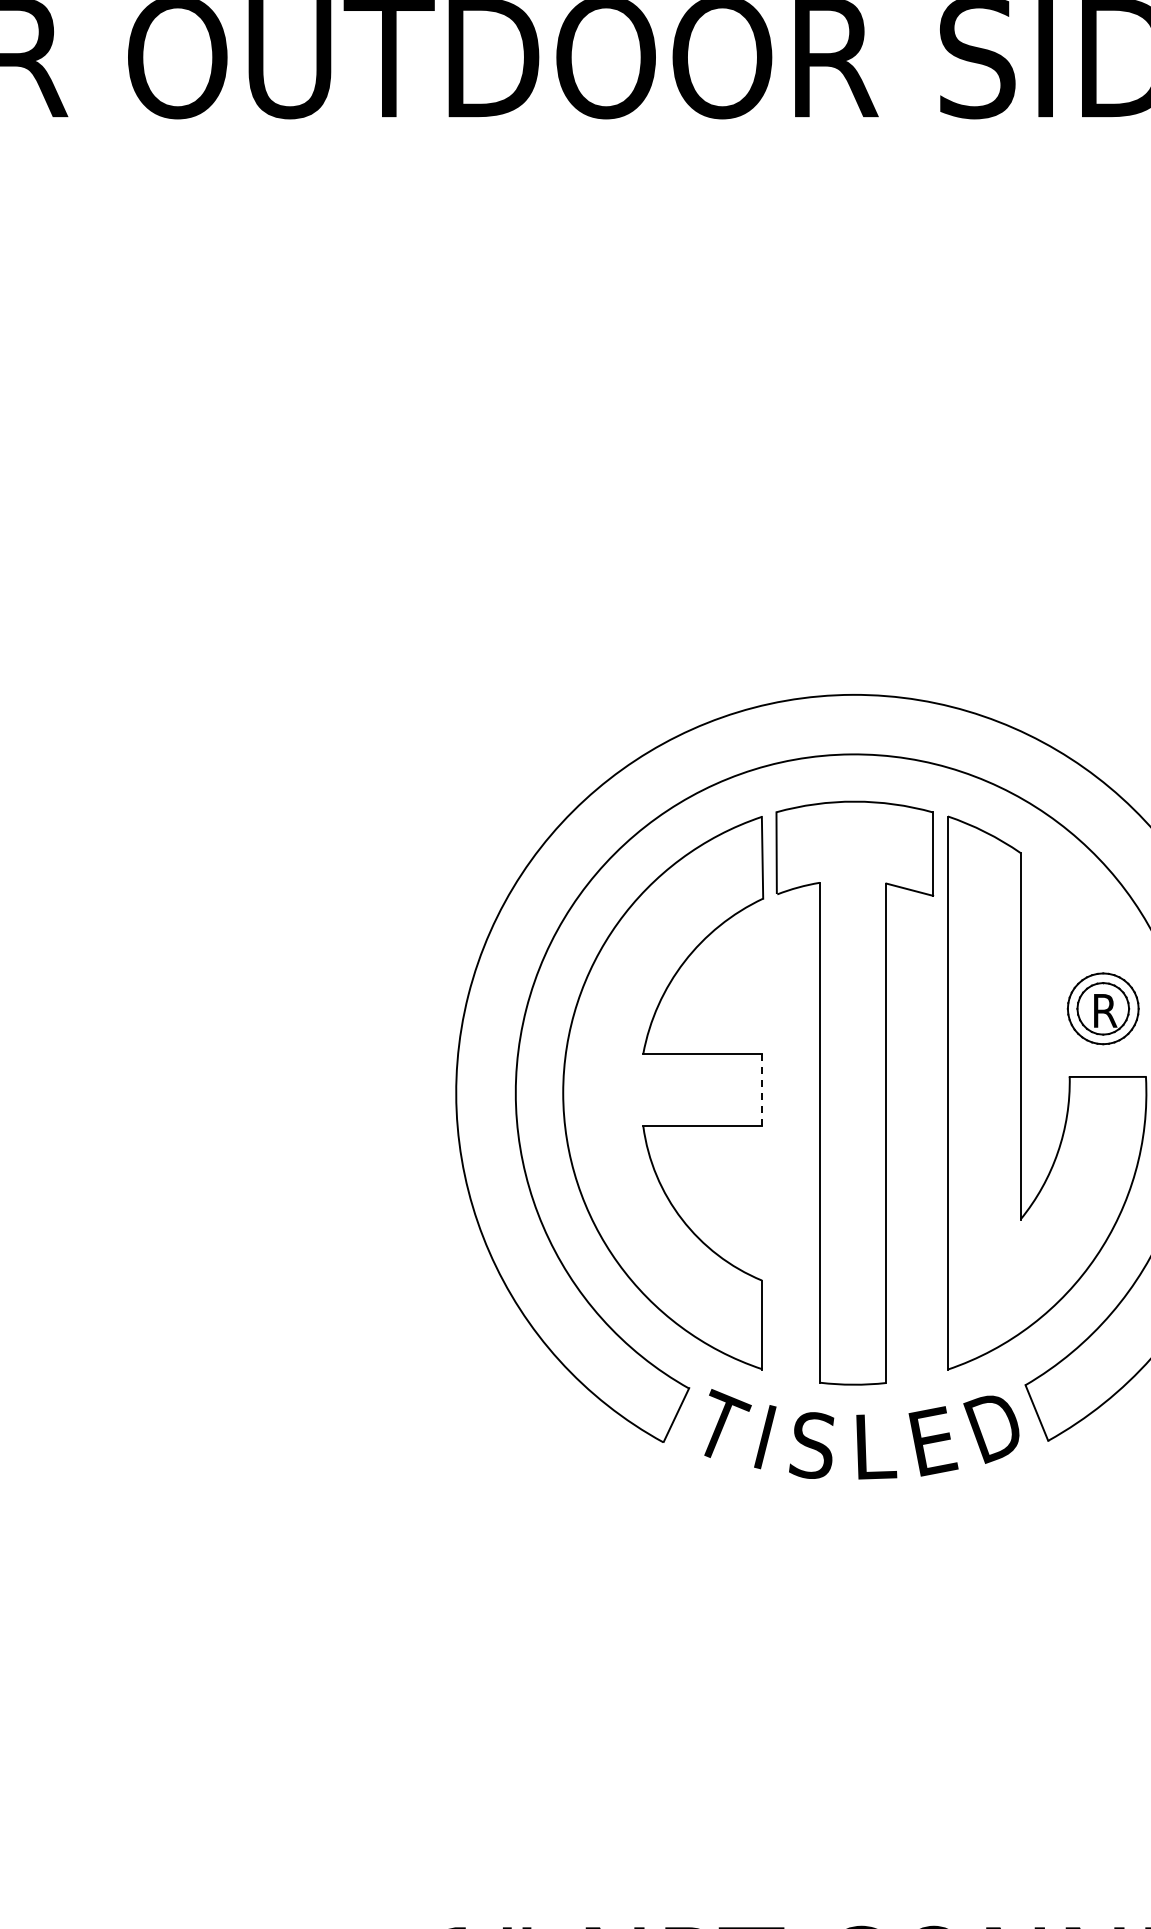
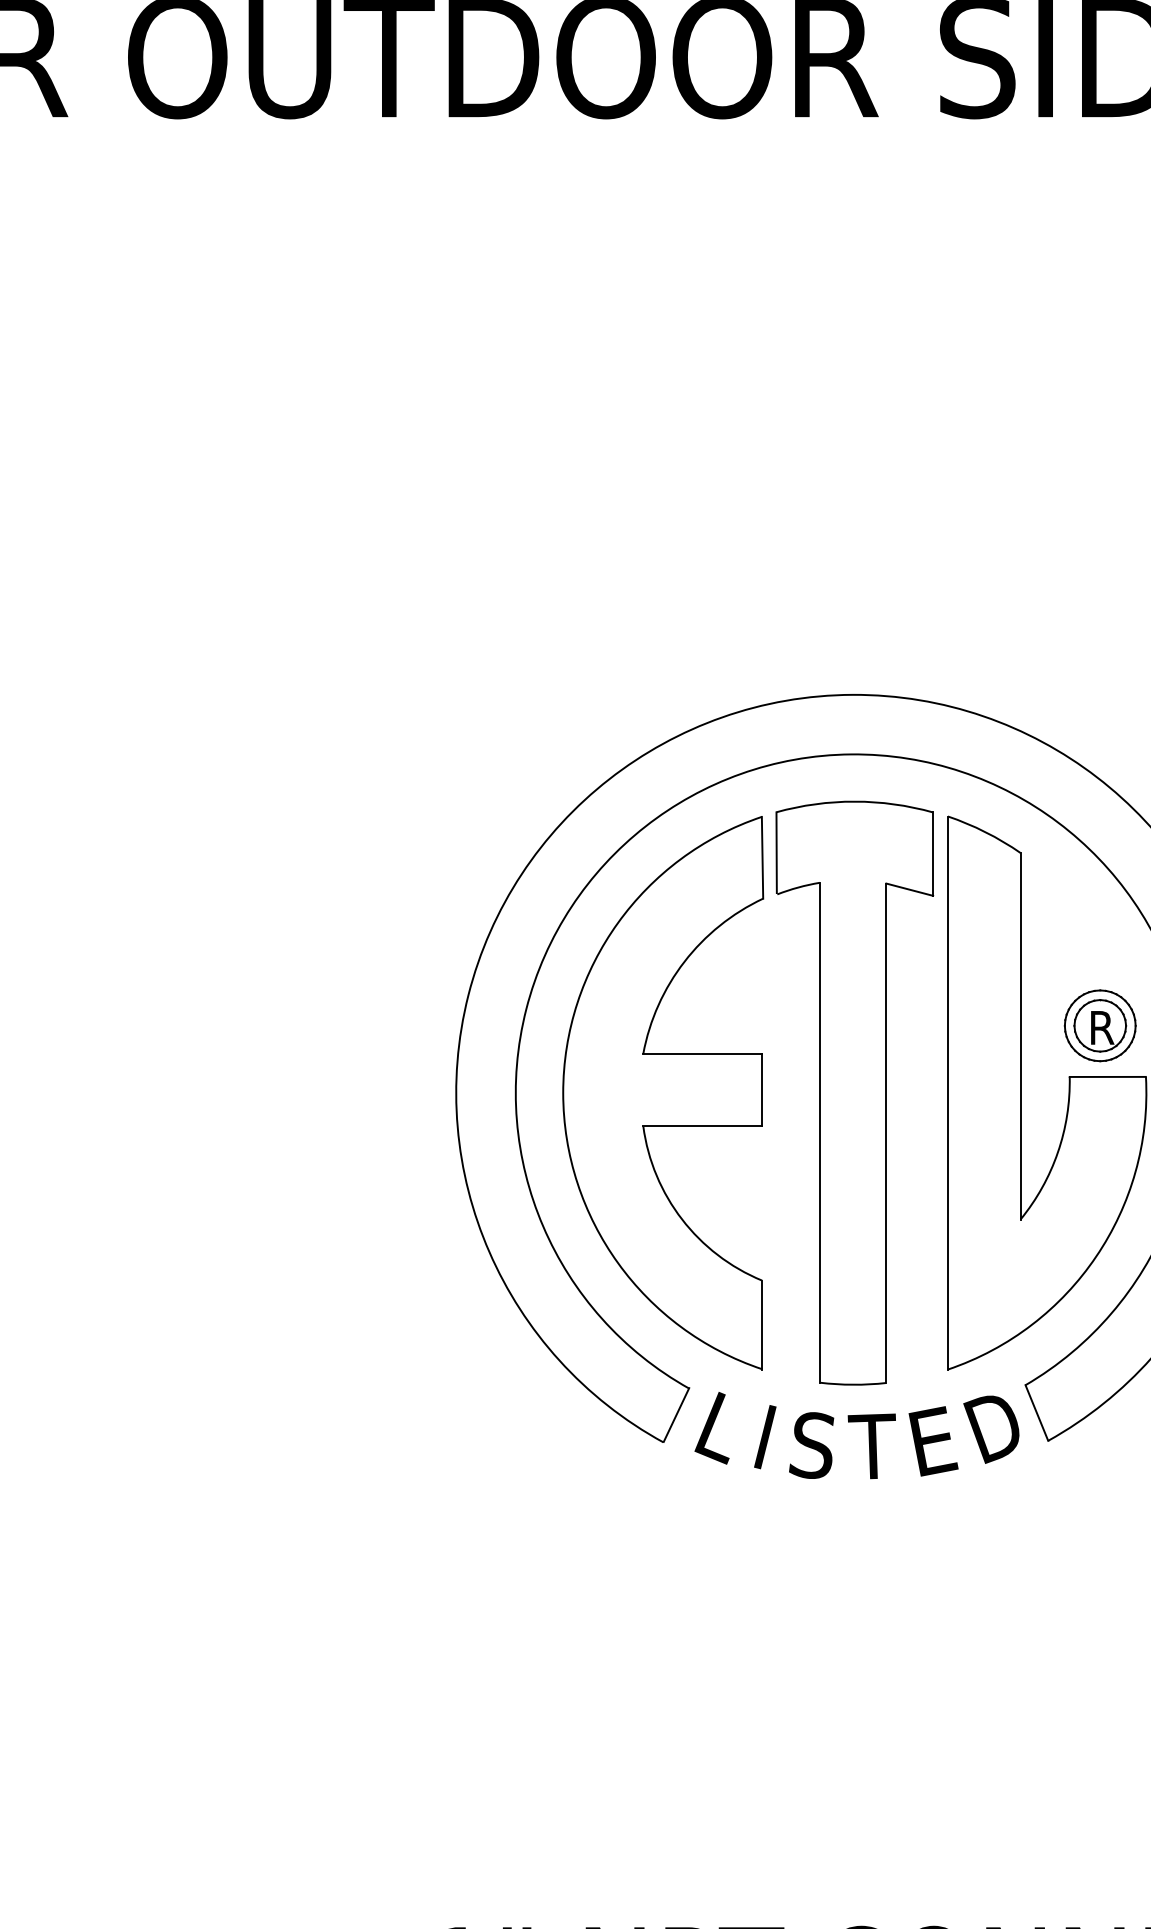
part position: (1102, 1008) -> (1099, 1025) (1099, 1025)
line: dashed -> solid (762, 1090)
text: T -> L (722, 1426)
text: L -> T (872, 1446)
